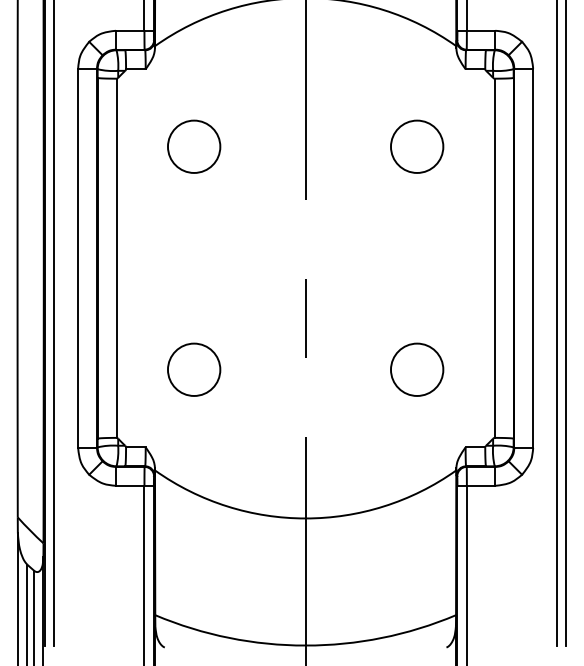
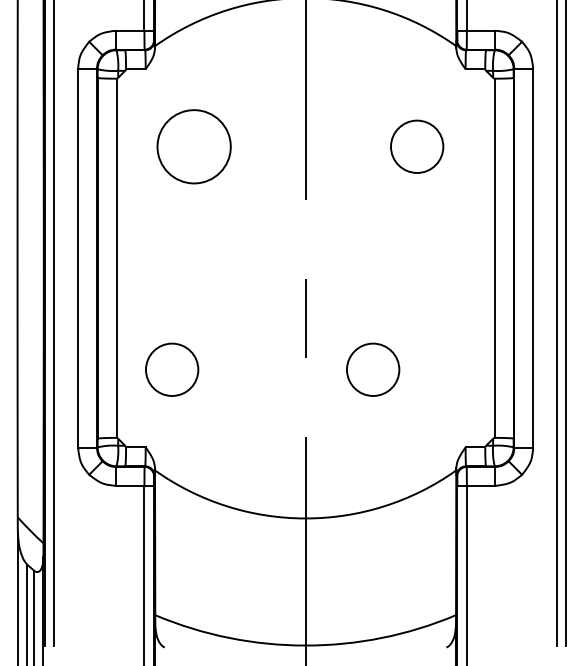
circle diameter: 52 px -> 73 px (193, 146)
circle position: (194, 369) -> (172, 369) (172, 369)
circle position: (417, 369) -> (373, 369) (373, 369)
